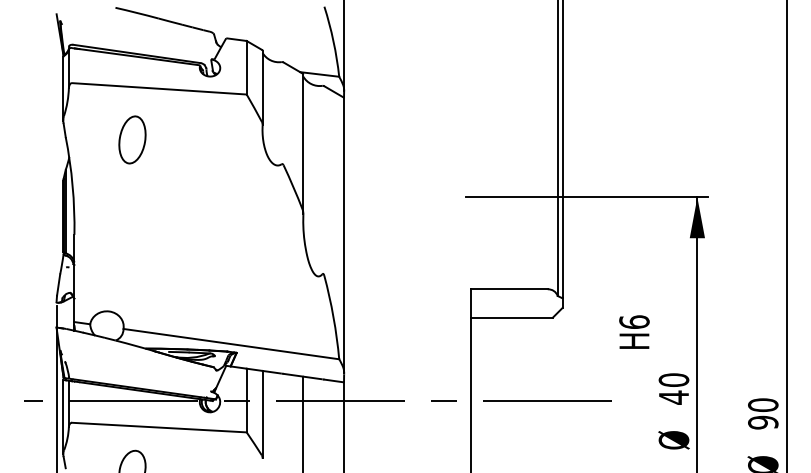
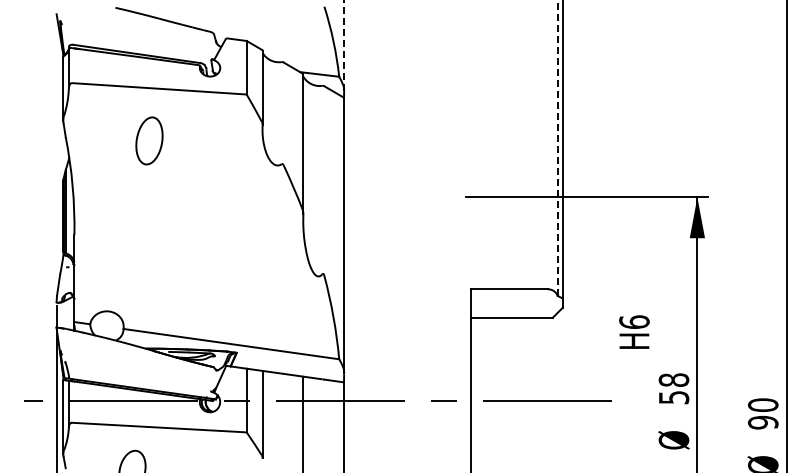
line: solid -> dashed (344, 45)
part position: (132, 139) -> (149, 140) (149, 140)
line: solid -> dashed (557, 148)
text: 40 -> 58 (674, 388)
